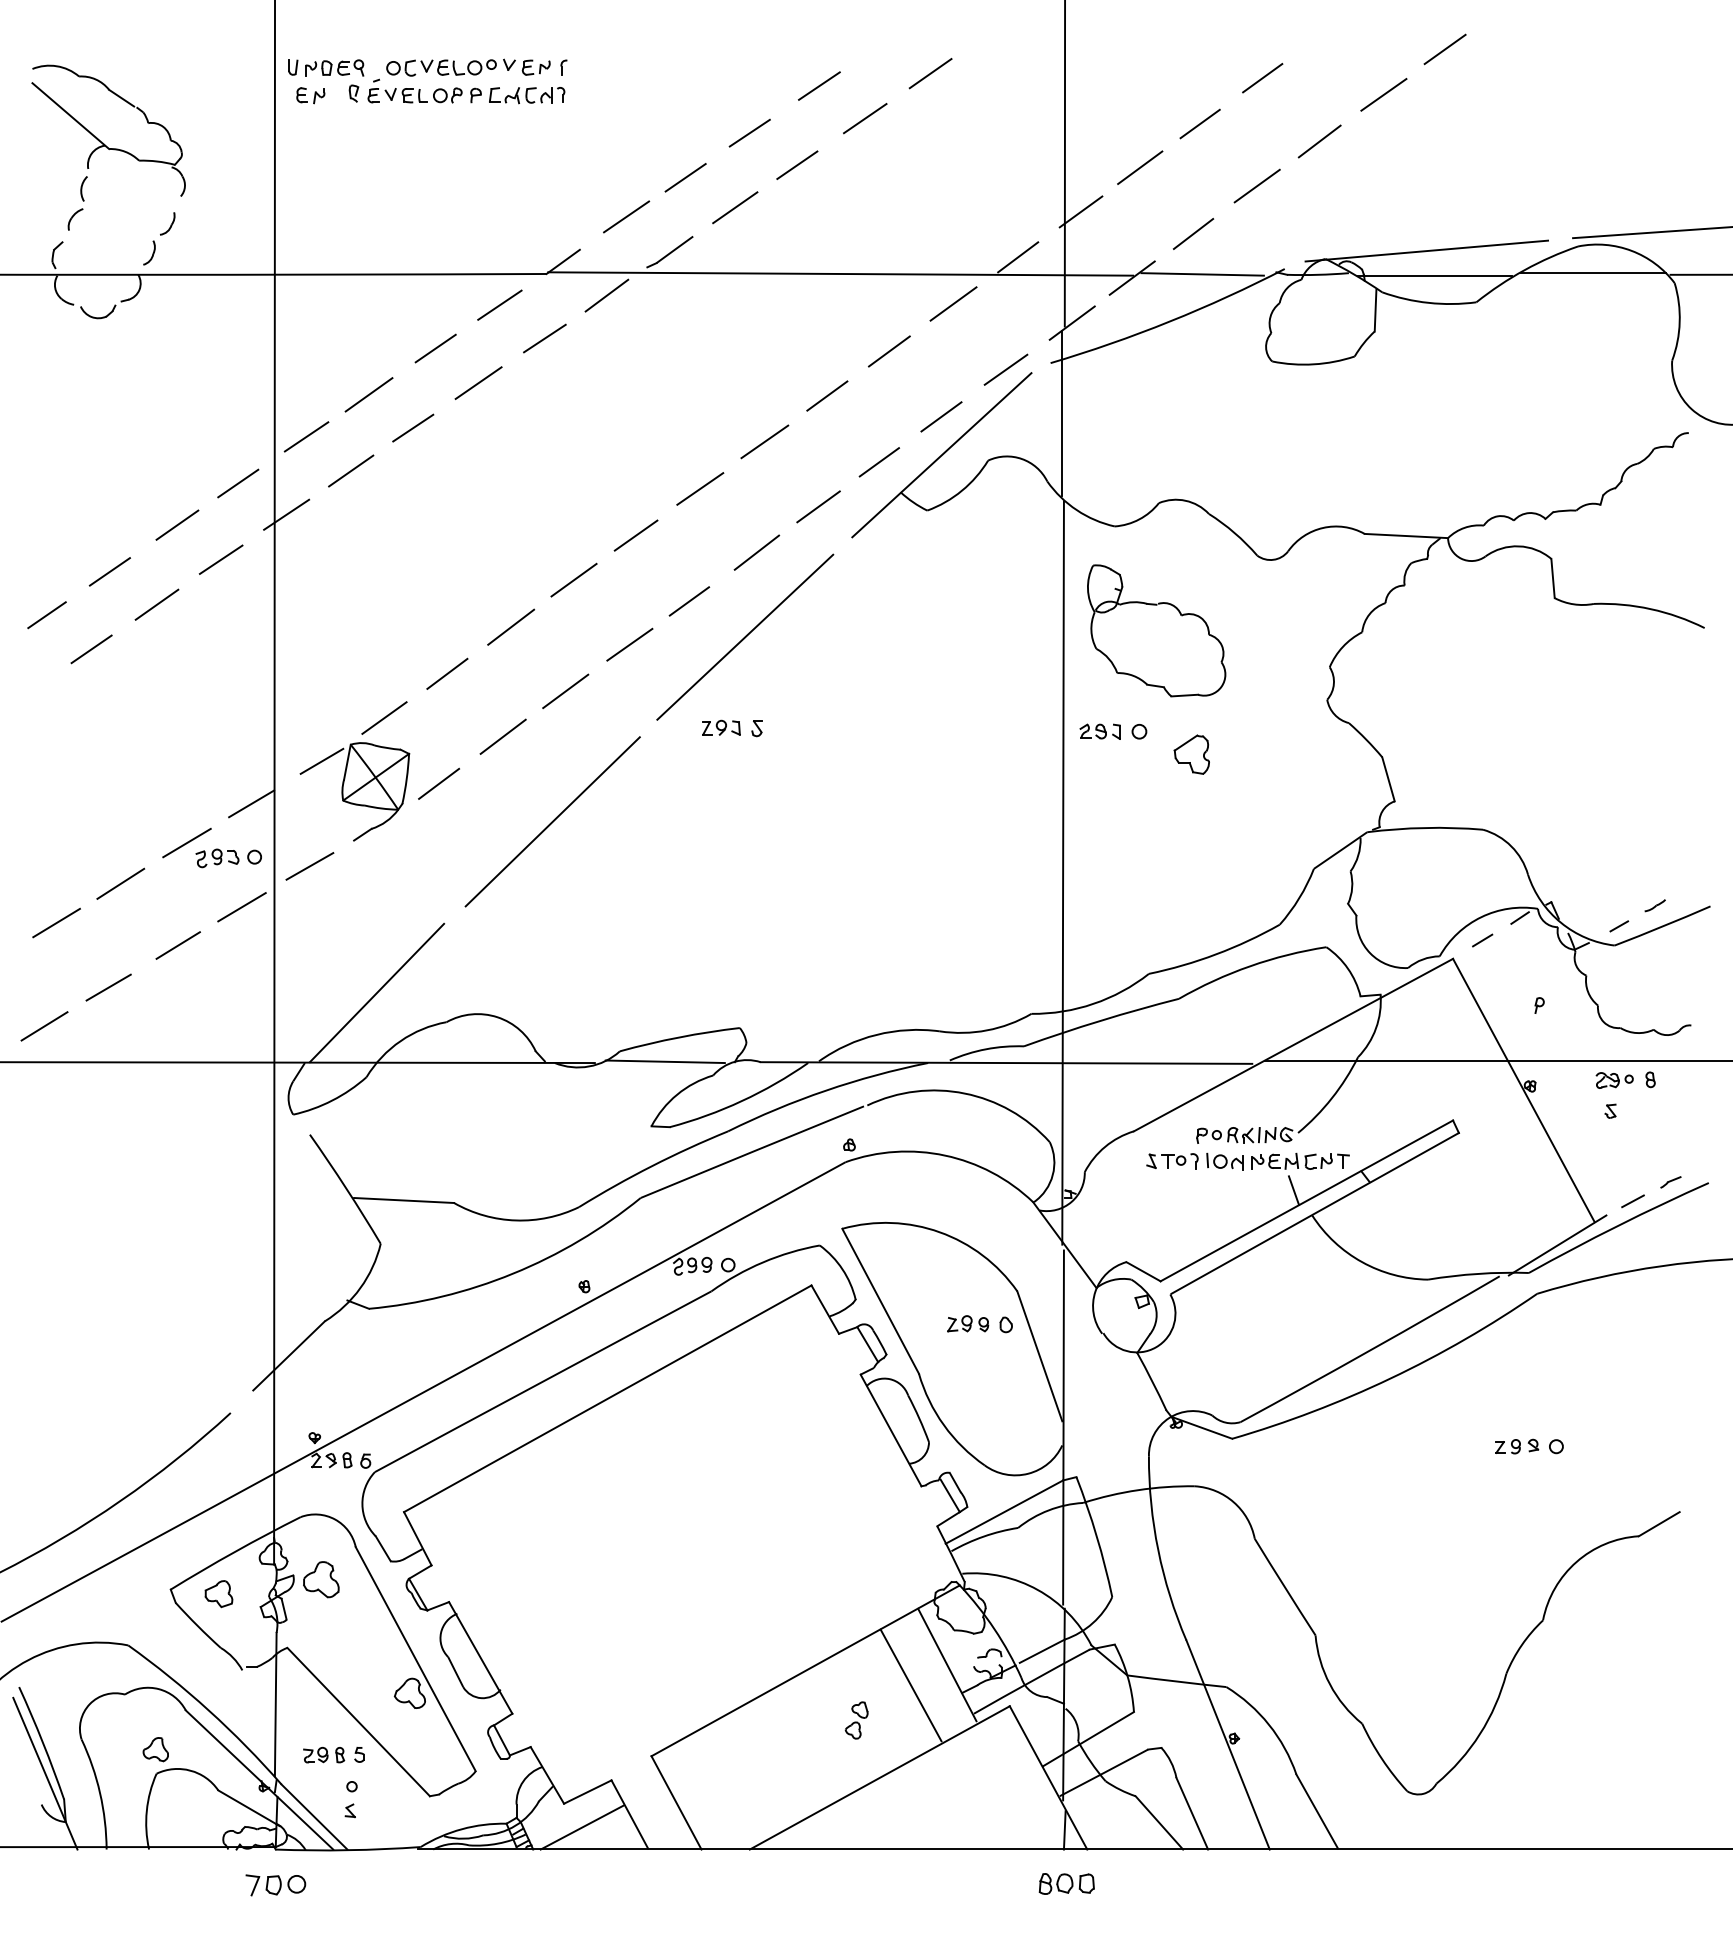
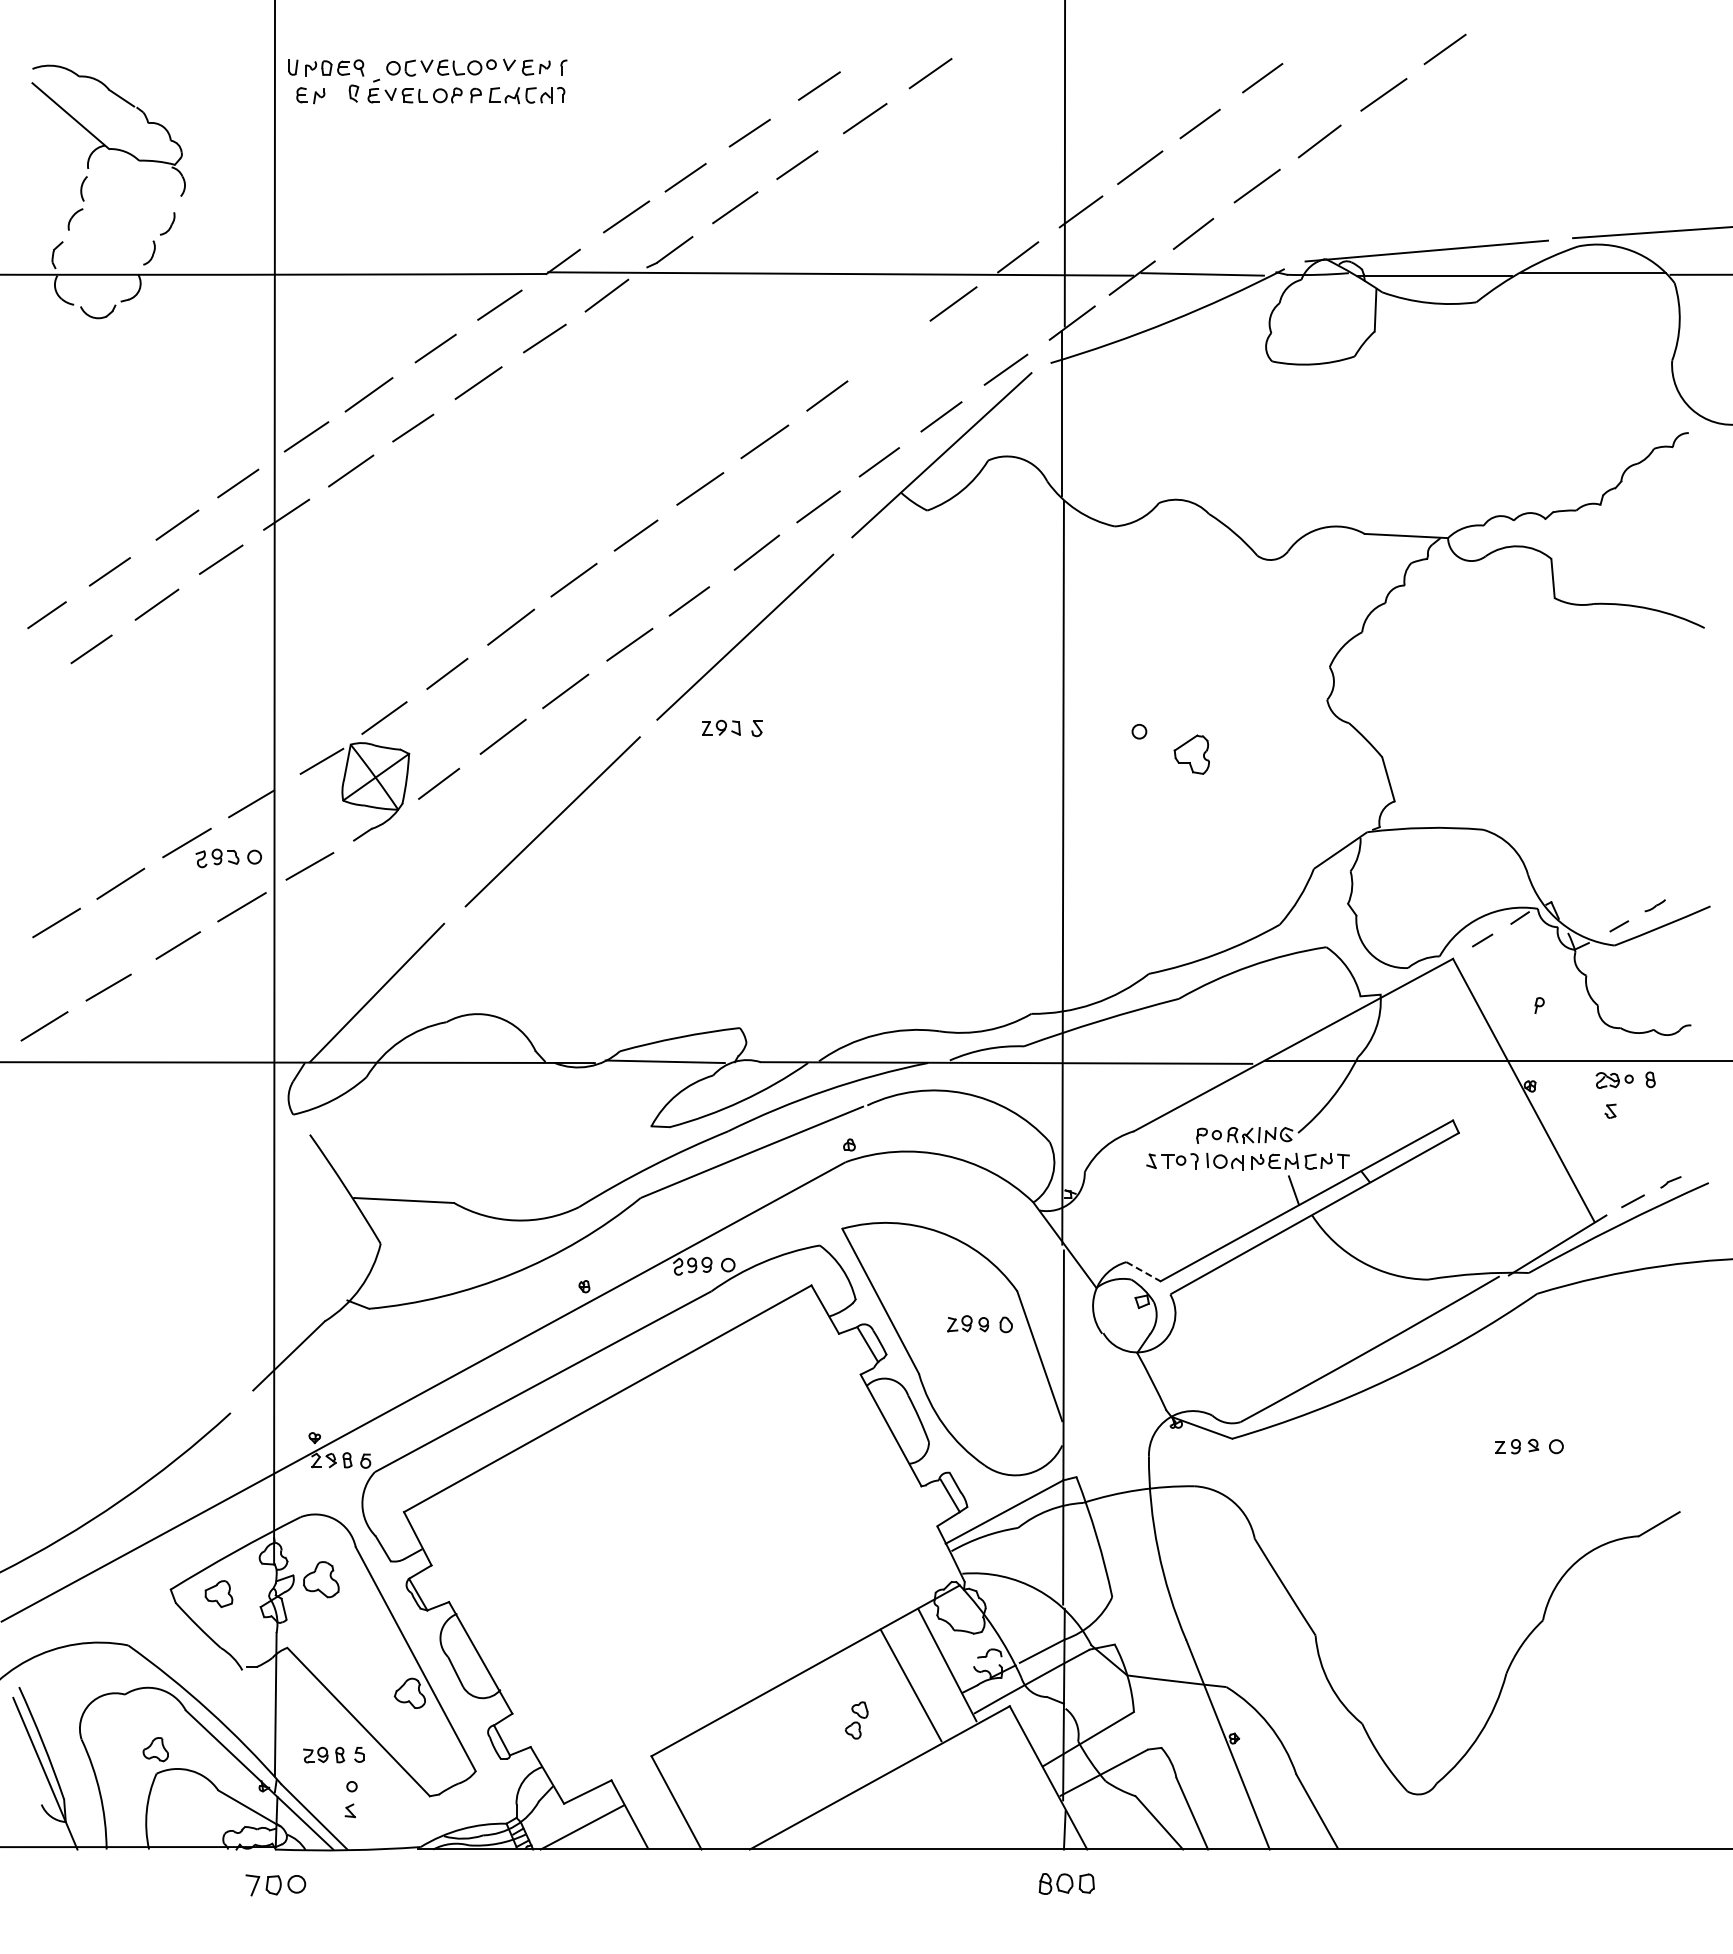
line: present -> none (888, 351)
part: present -> none (1156, 630)
part: present -> none (1099, 731)
line: solid -> dashed (1143, 1271)
